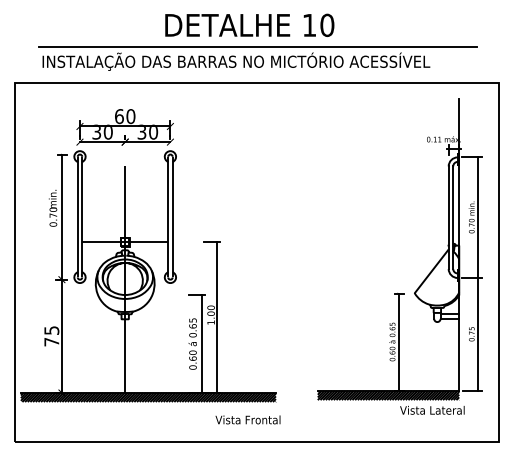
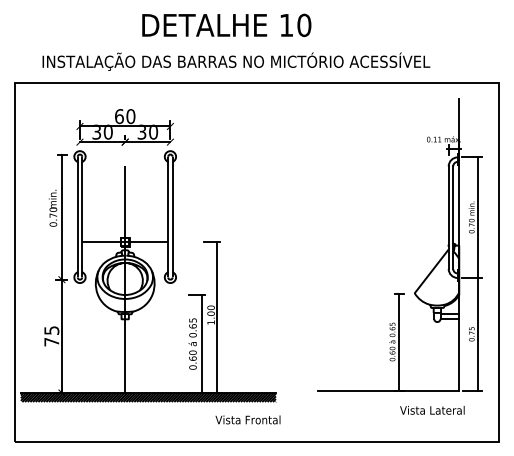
text position: (249, 24) -> (226, 24) (226, 24)
line: present -> none (258, 46)
hatch: present -> none (388, 395)
